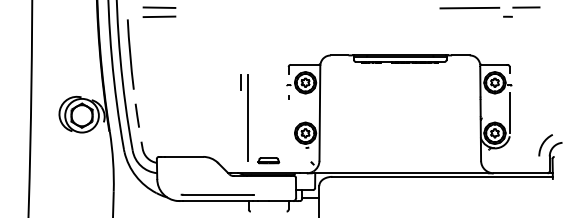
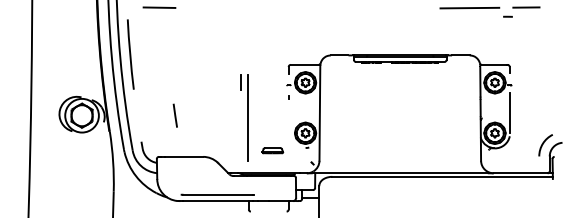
line: present -> none (159, 16)
line position: (136, 115) -> (174, 115) (174, 115)
part position: (268, 160) -> (272, 150) (272, 150)
